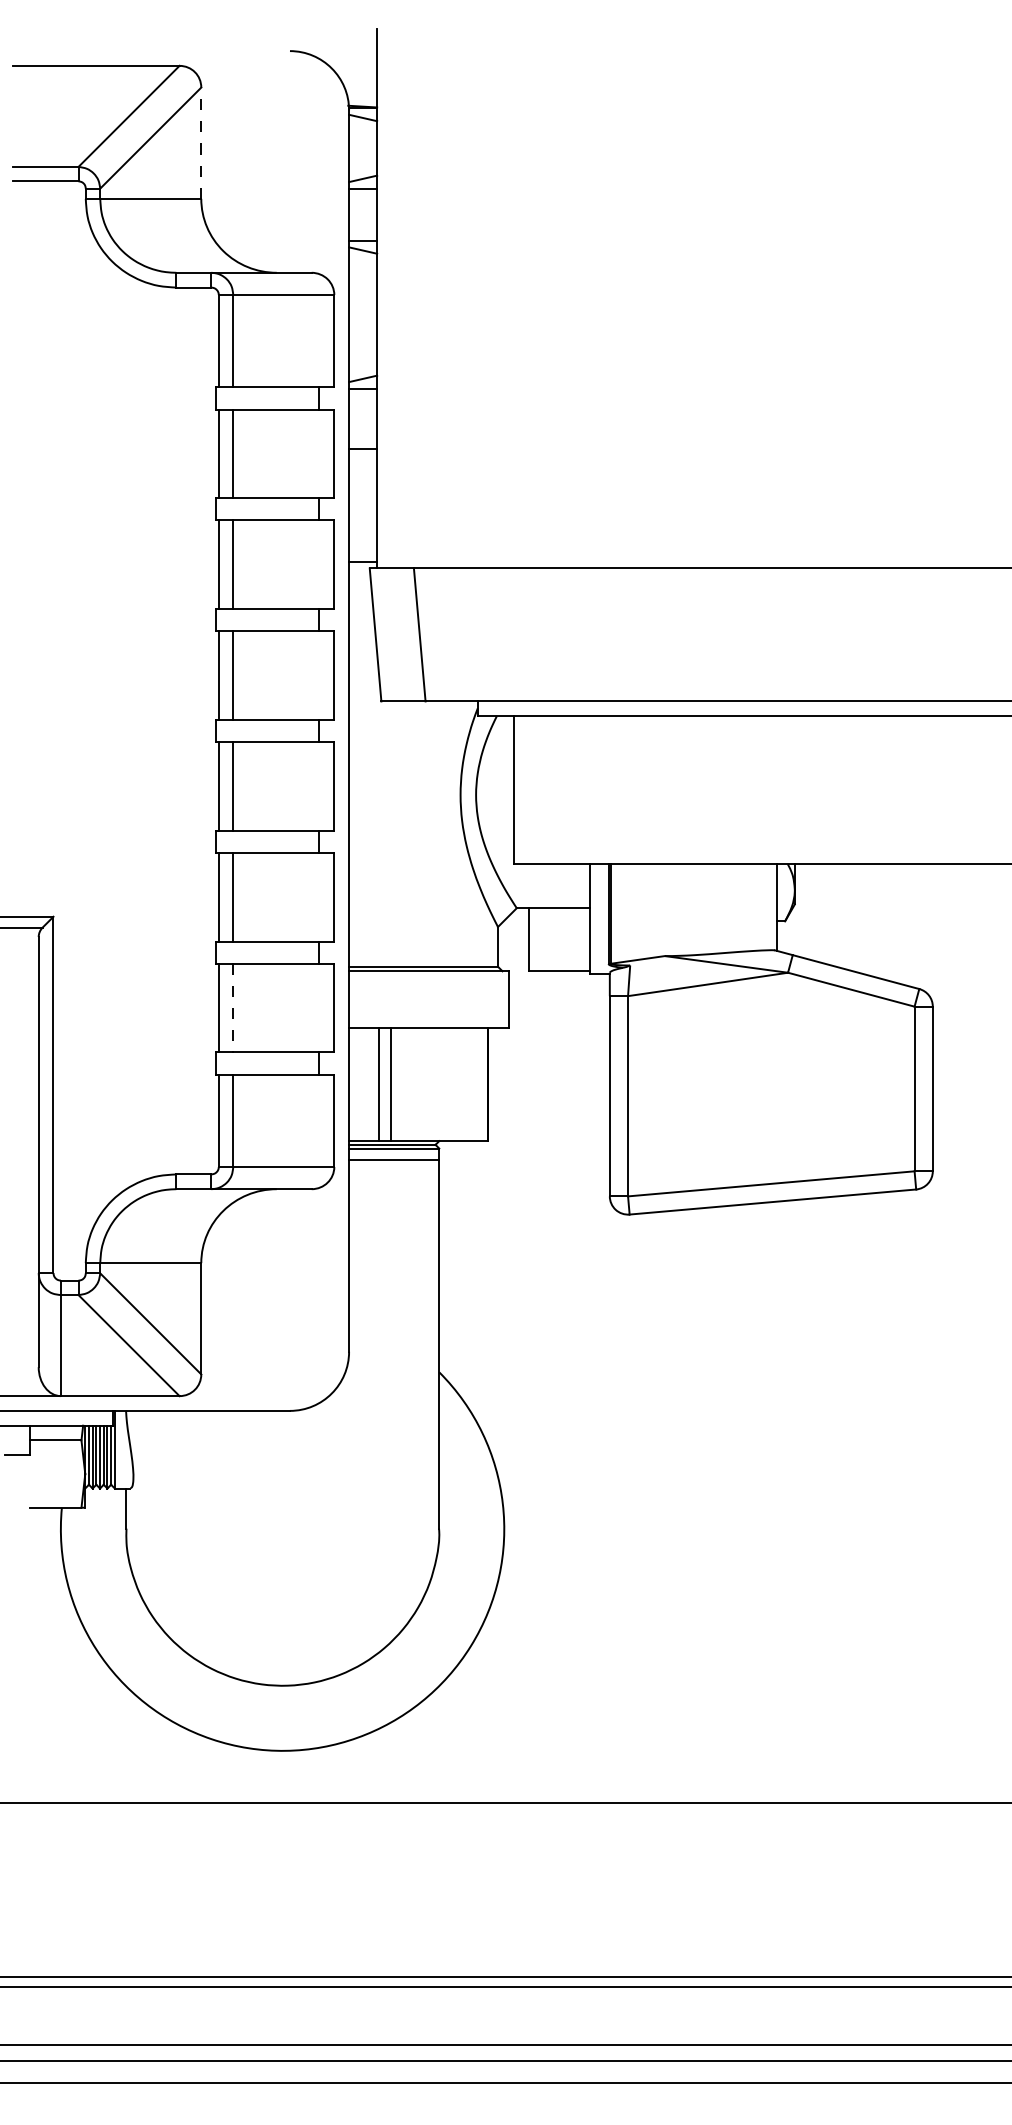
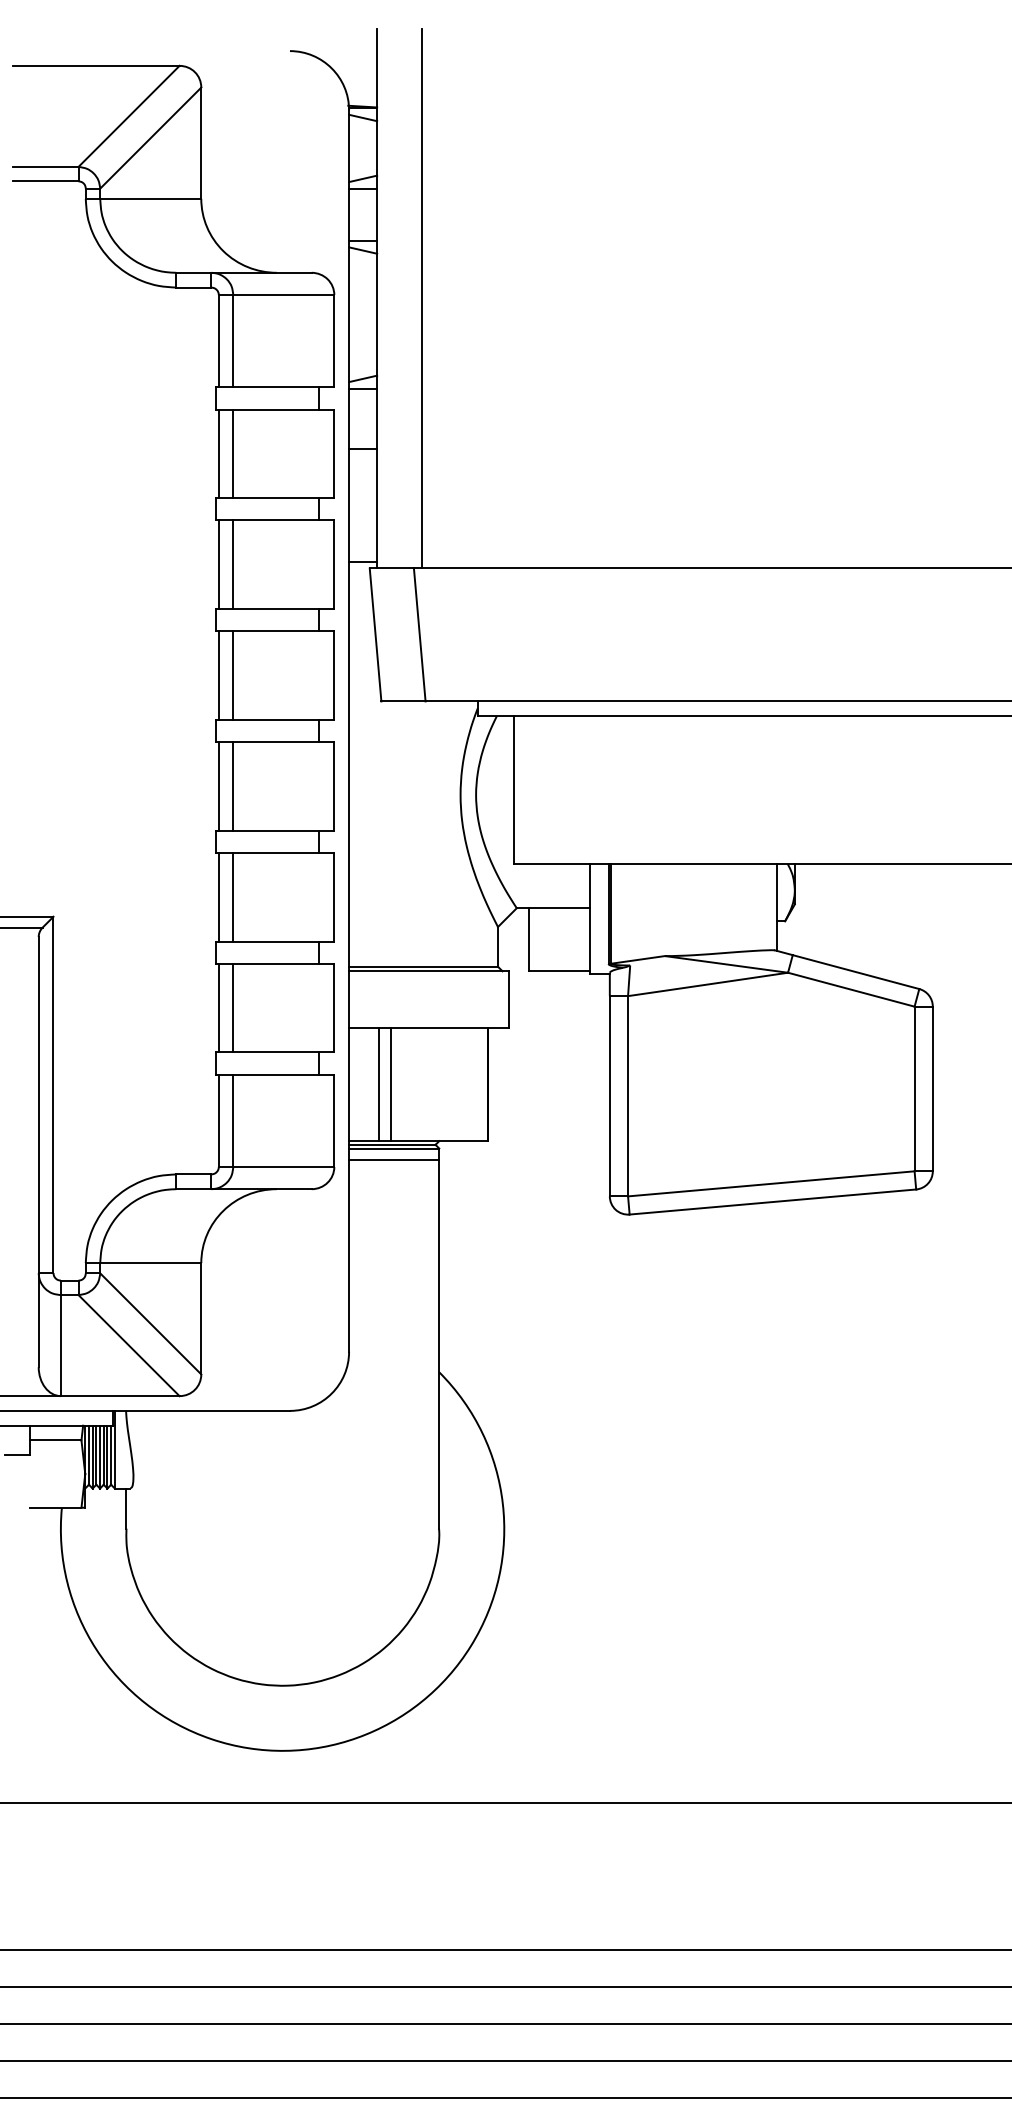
line: dashed -> solid (201, 143)
line: none -> present (421, 298)
line: dashed -> solid (233, 1008)
line position: (505, 1977) -> (505, 1950) (505, 1950)
line position: (505, 2045) -> (505, 2024) (505, 2024)
line position: (505, 2083) -> (505, 2098) (505, 2098)
